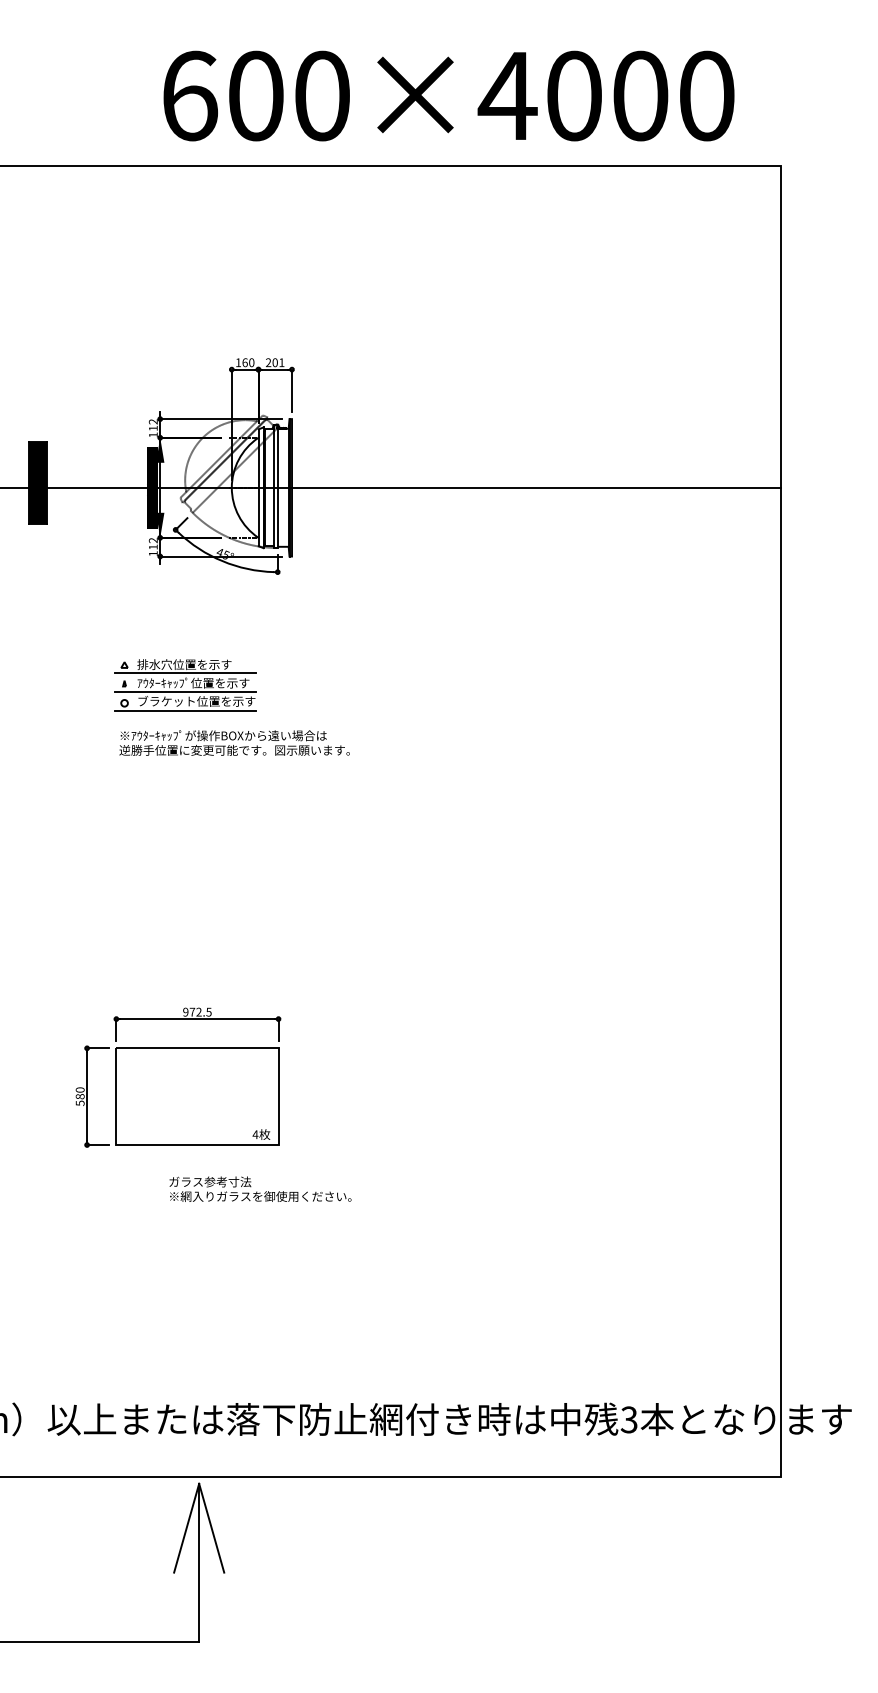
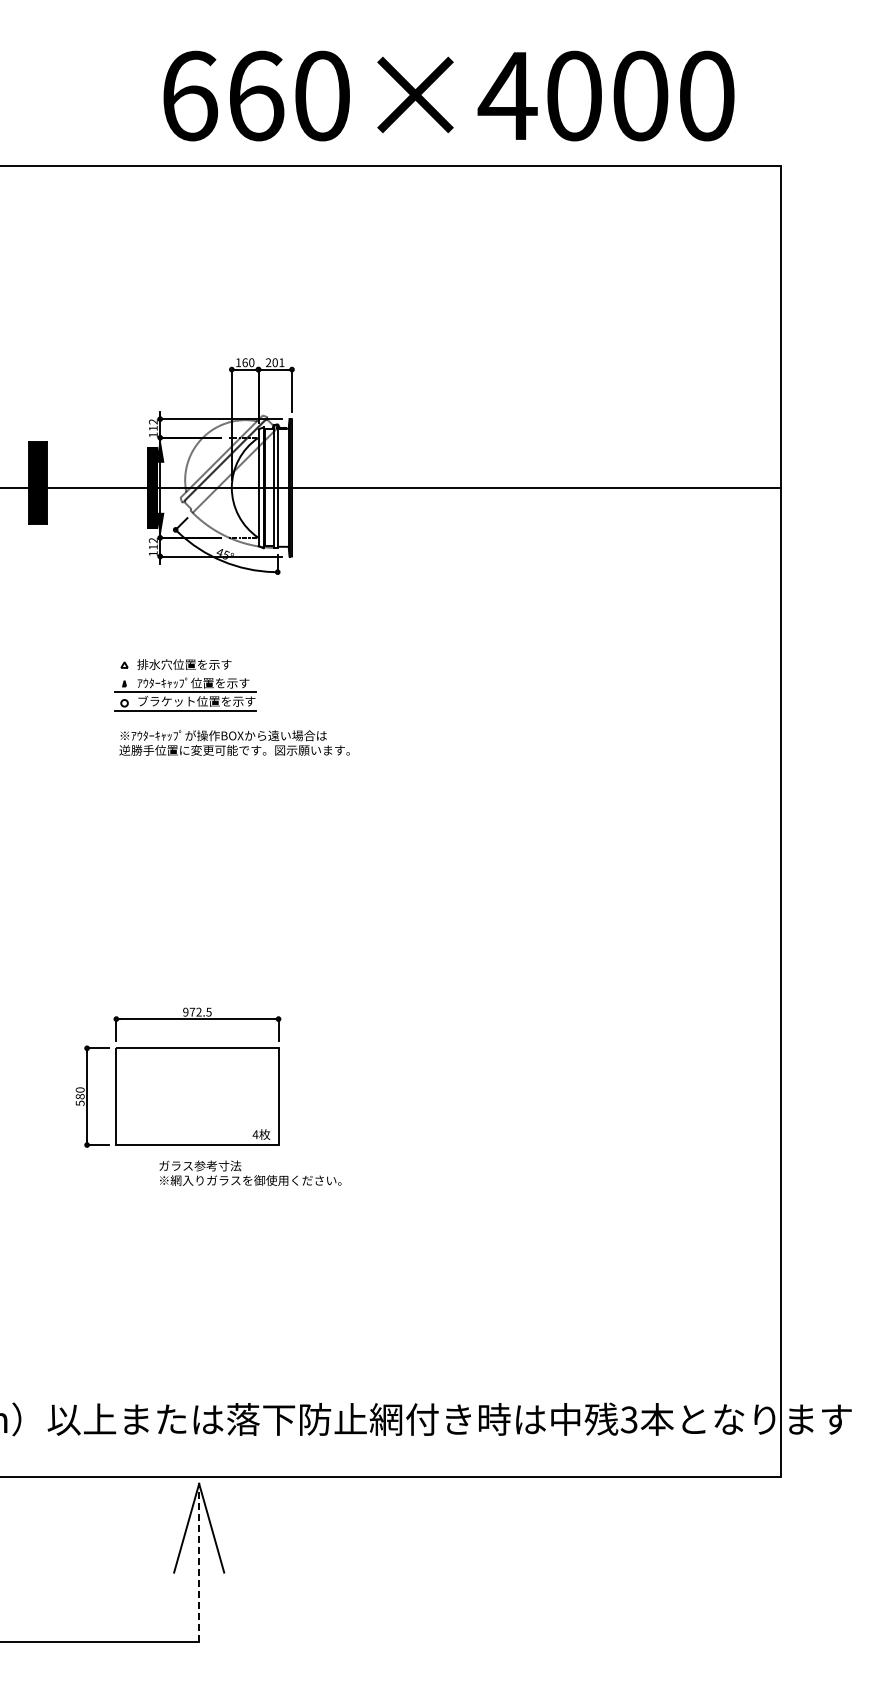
text: 600×4000 -> 660×4000 (256, 95)
line: present -> none (185, 672)
text position: (260, 1188) -> (250, 1172) (250, 1172)
line: solid -> dashed (199, 1562)
